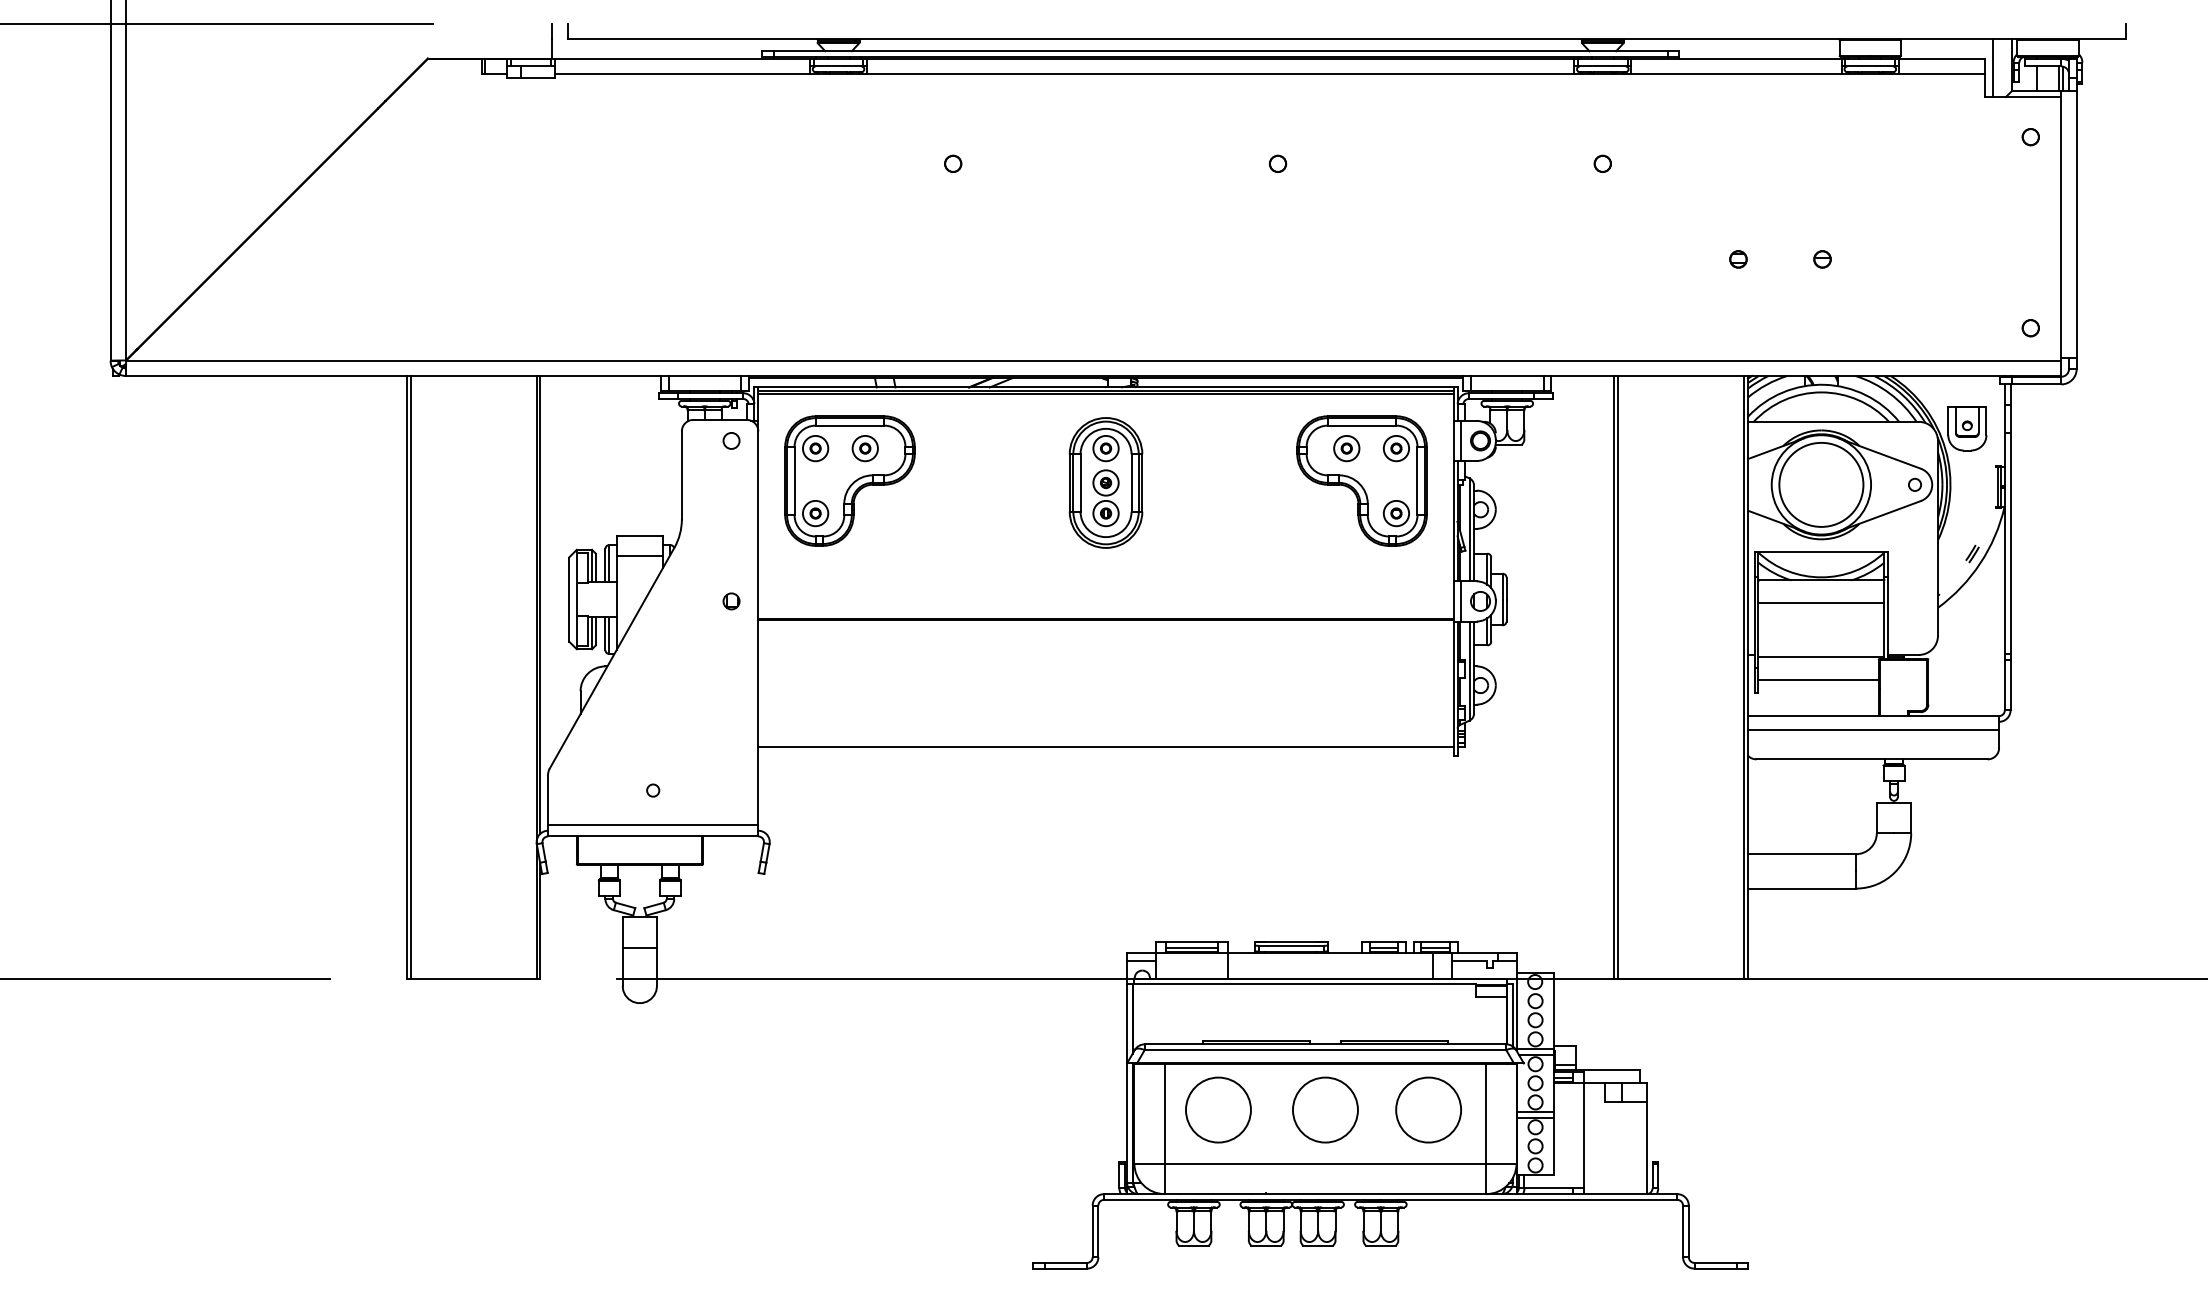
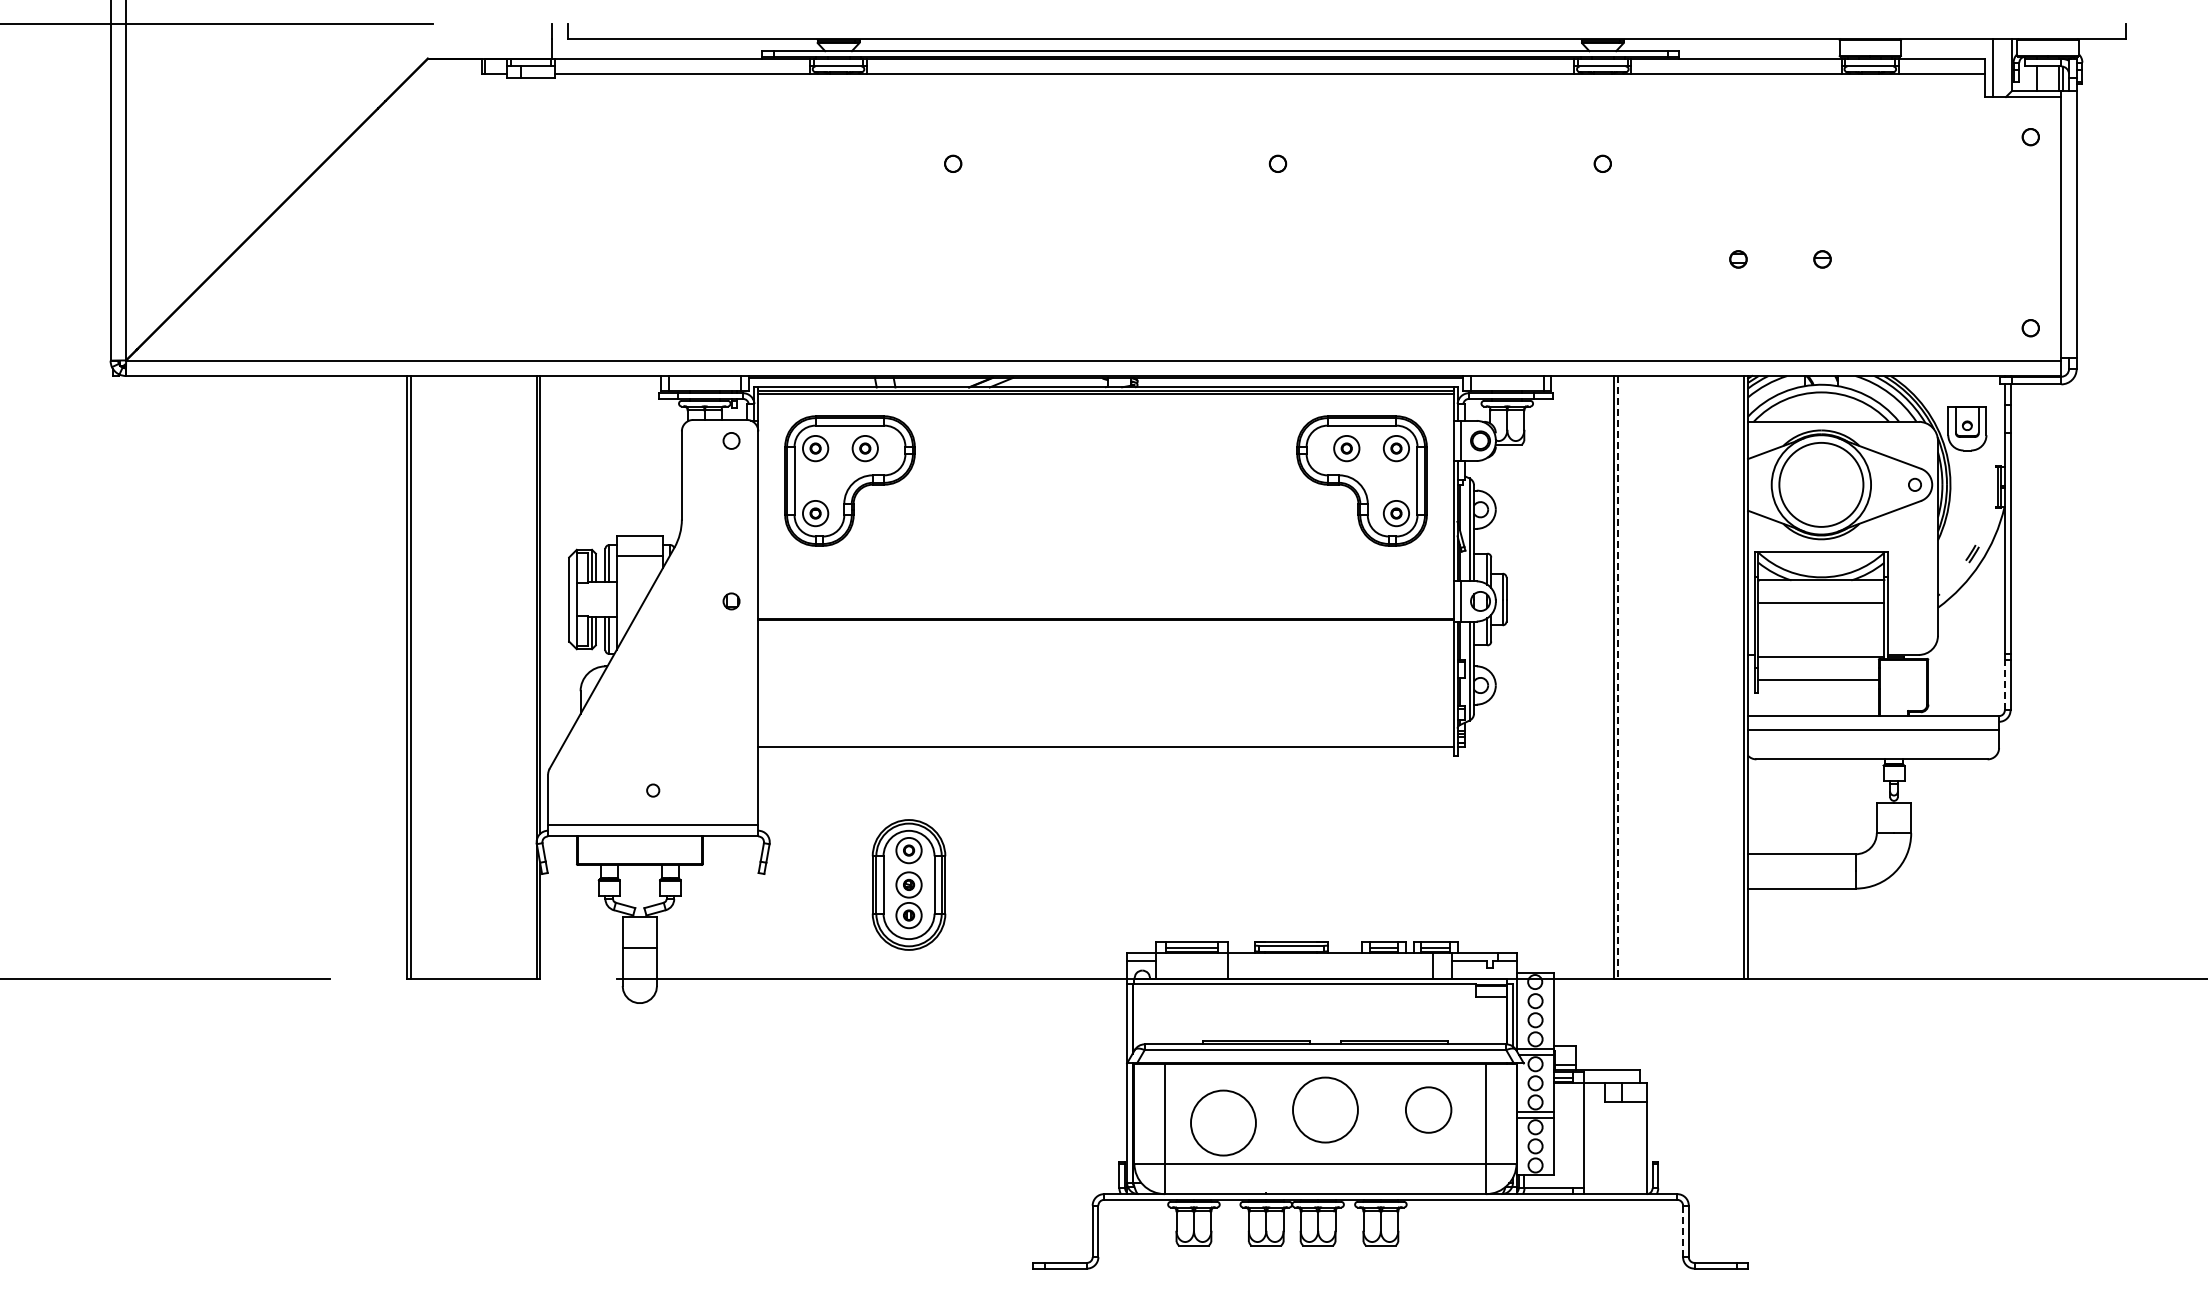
part position: (1105, 482) -> (908, 884) (908, 884)
line: solid -> dashed (1618, 677)
line: solid -> dashed (2004, 684)
circle position: (1218, 1109) -> (1223, 1122) (1223, 1122)
circle diameter: 65 px -> 45 px (1428, 1109)
line: solid -> dashed (1683, 1231)
